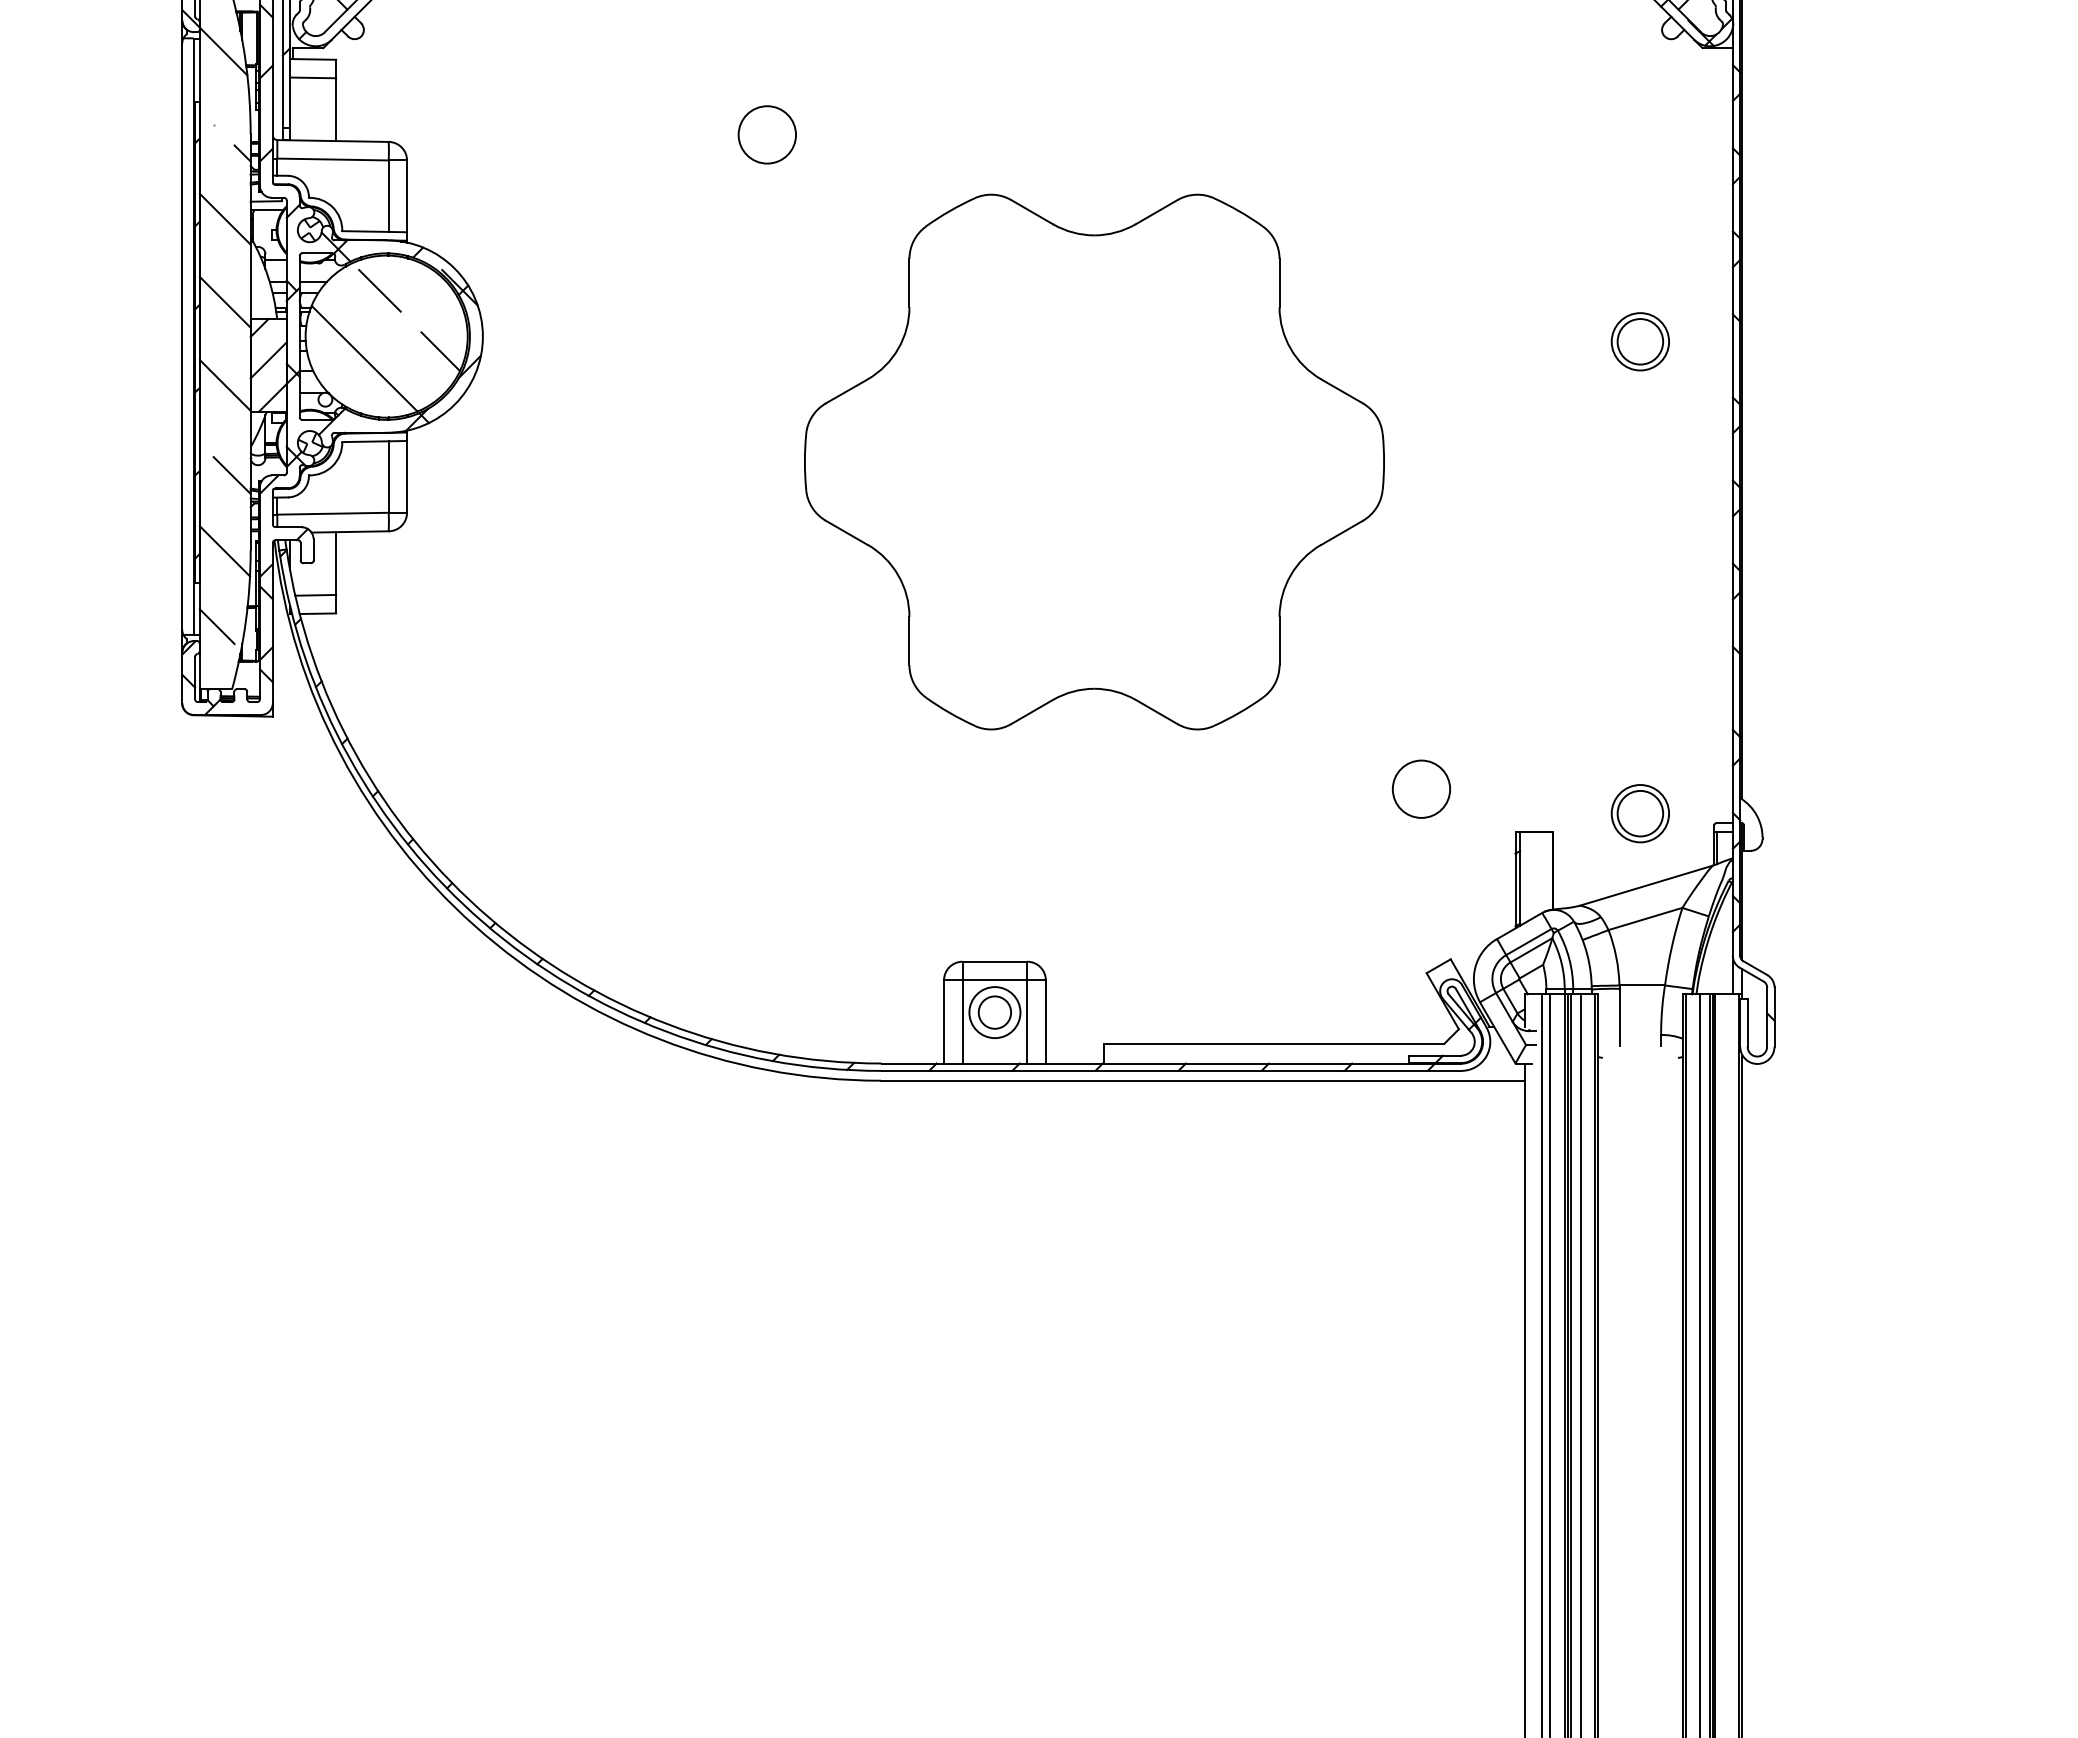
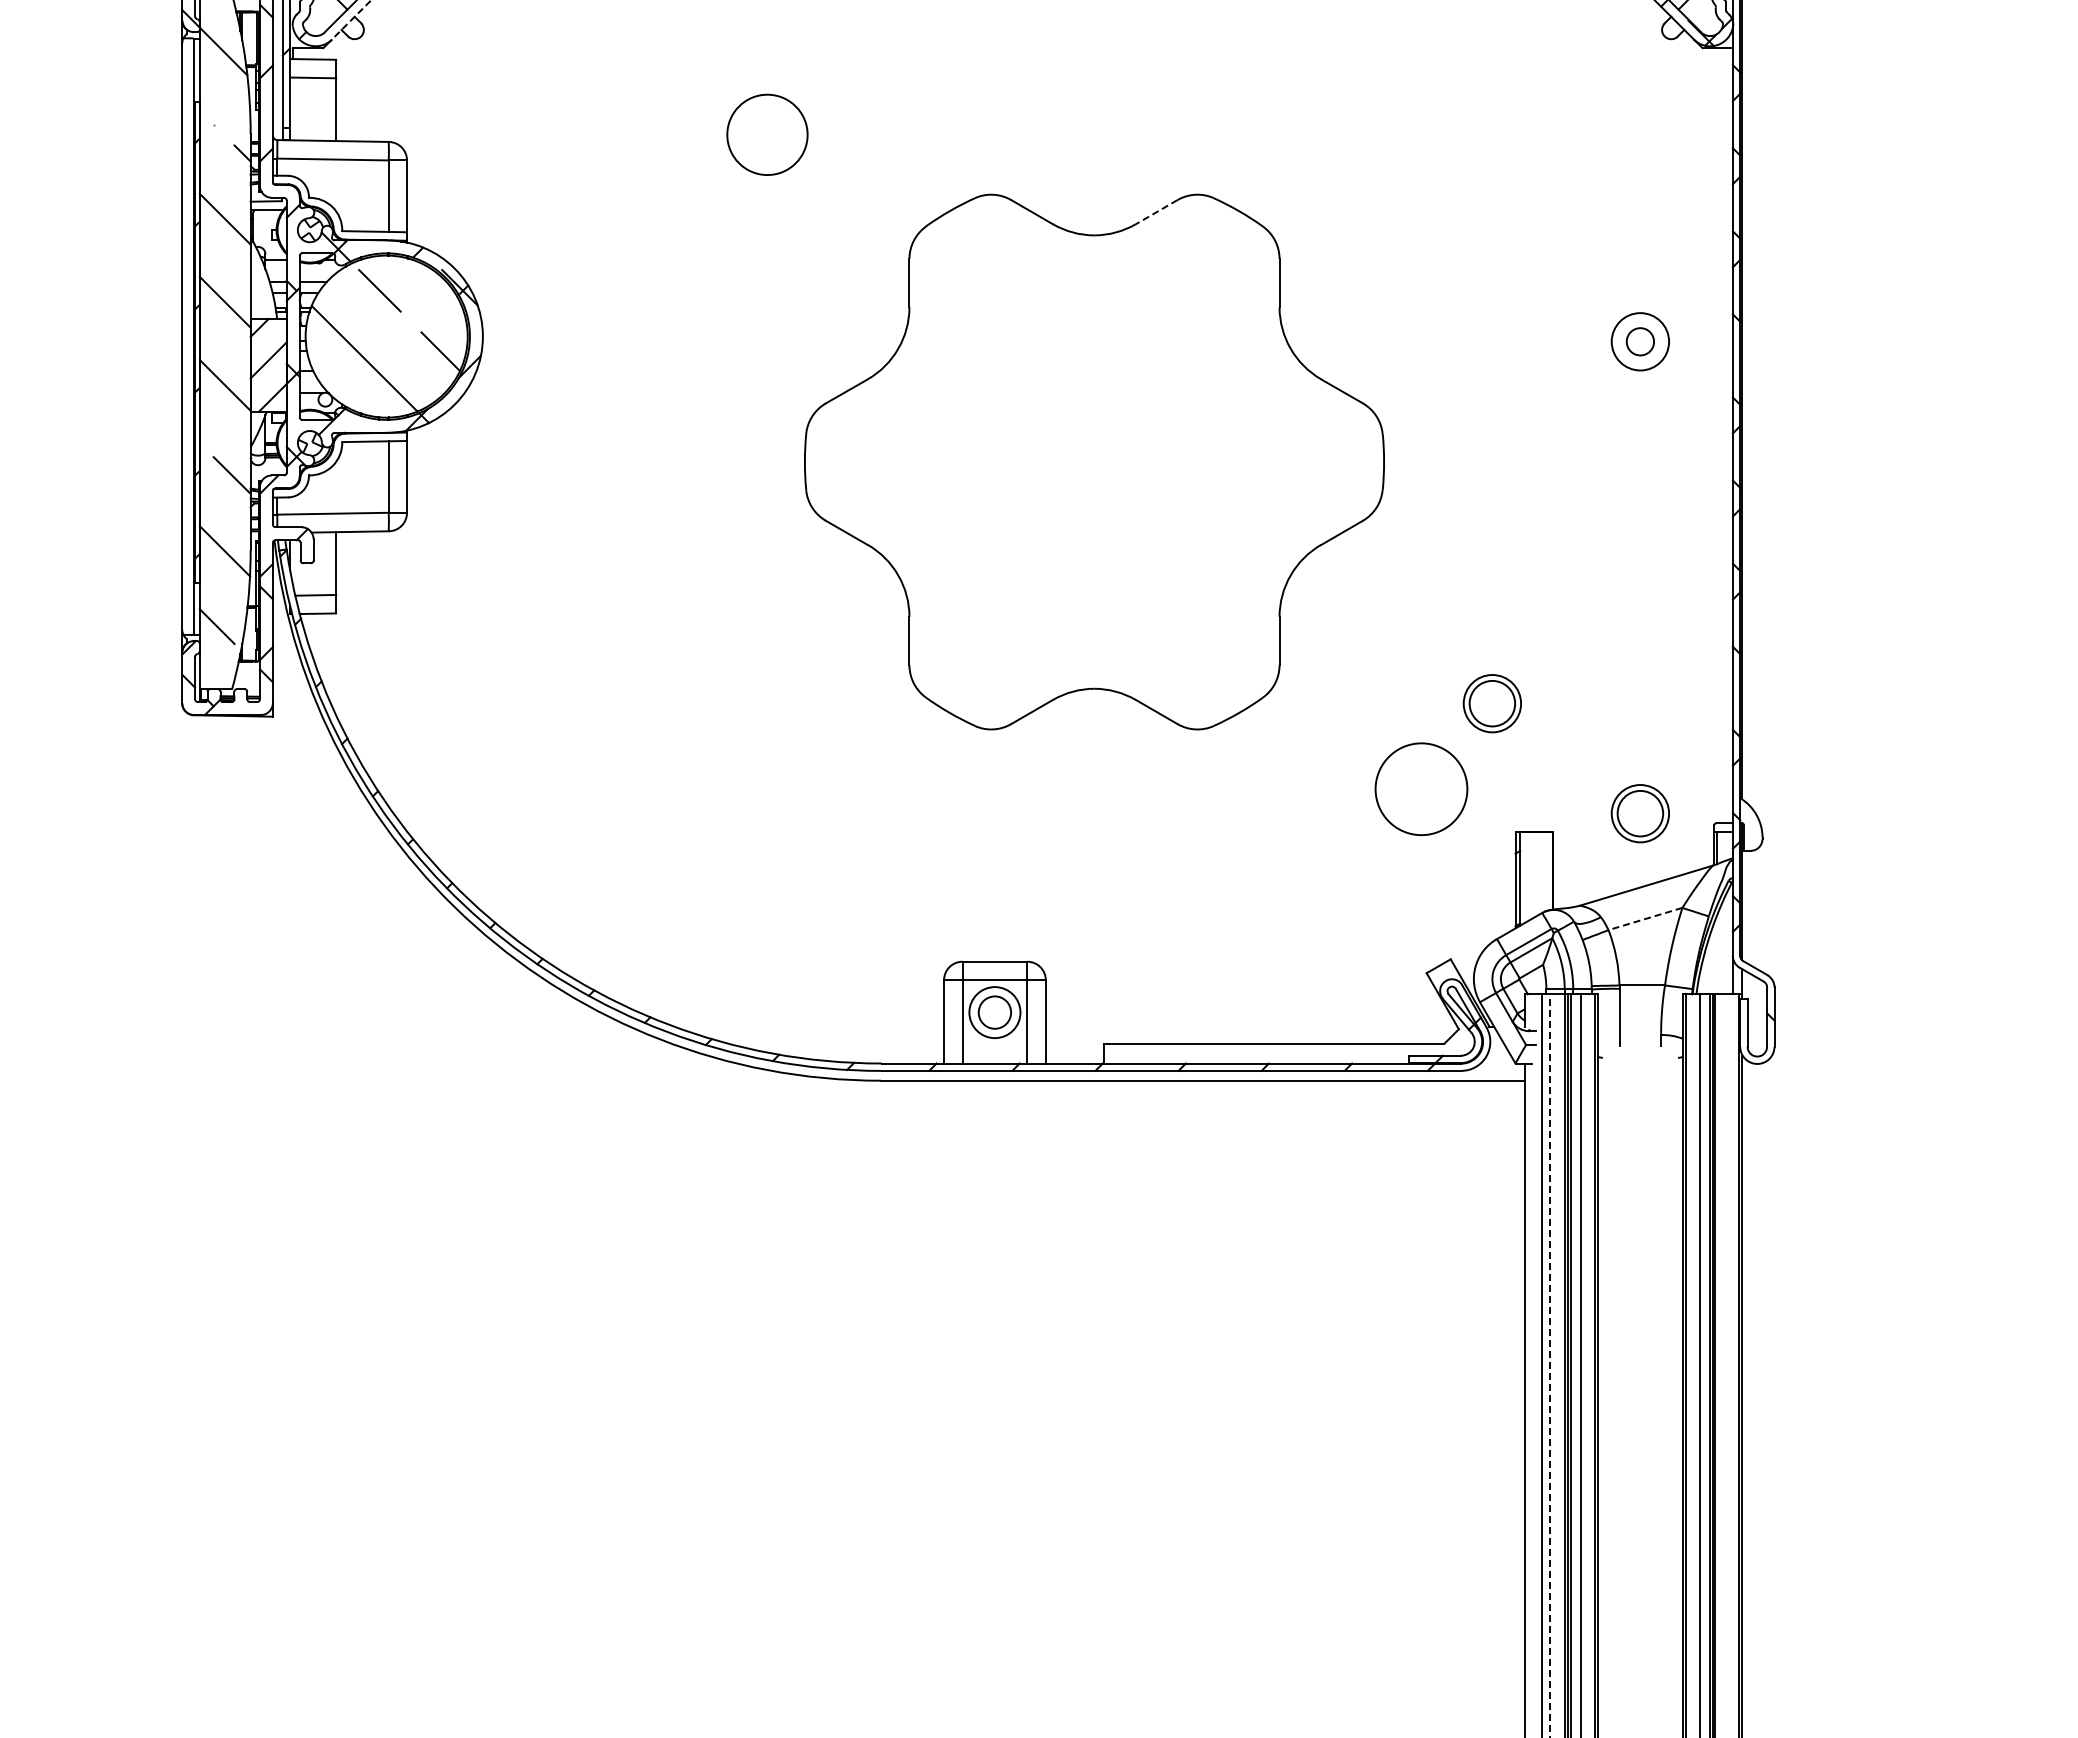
line: solid -> dashed (351, 20)
circle size: 60x60 px -> 83x83 px (767, 134)
line: solid -> dashed (1156, 212)
circle diameter: 46 px -> 27 px (1640, 341)
part: none -> present (1491, 703)
circle diameter: 57 px -> 92 px (1421, 789)
line: solid -> dashed (1645, 918)
line: solid -> dashed (1550, 1365)
